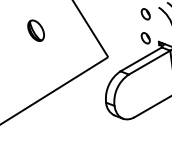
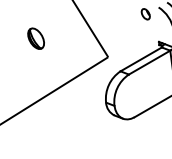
part position: (35, 30) -> (35, 38) (35, 38)
part: present -> none (145, 38)
